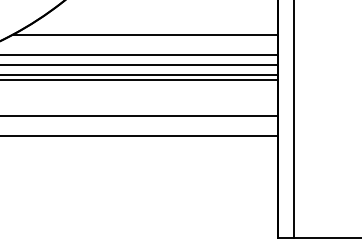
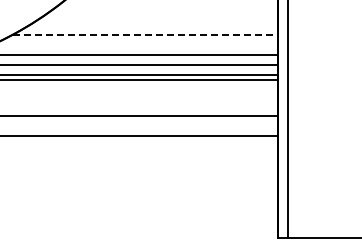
line: solid -> dashed (145, 34)
line position: (294, 119) -> (288, 119) (288, 119)
